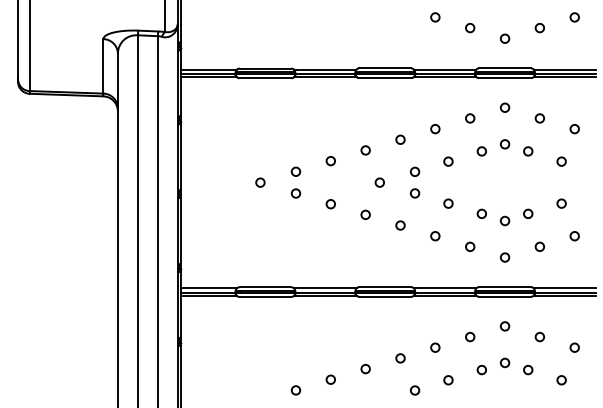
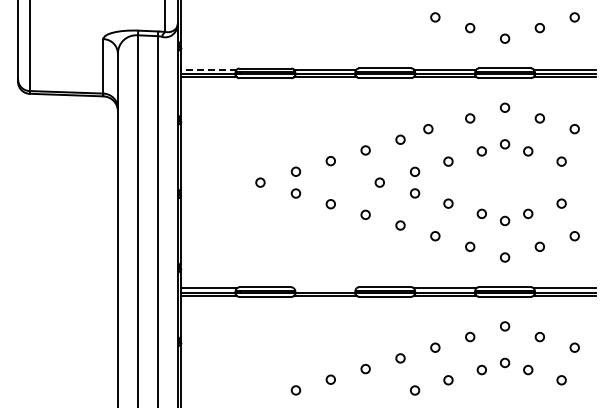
line: solid -> dashed (208, 69)
circle position: (435, 129) -> (428, 129) (428, 129)
line: present -> none (324, 288)
